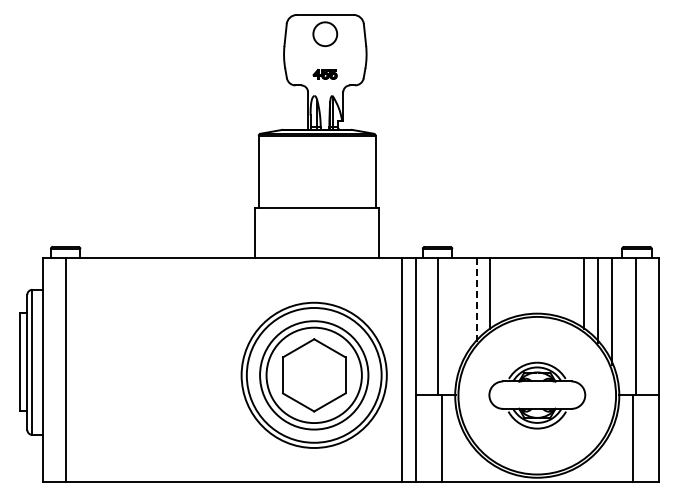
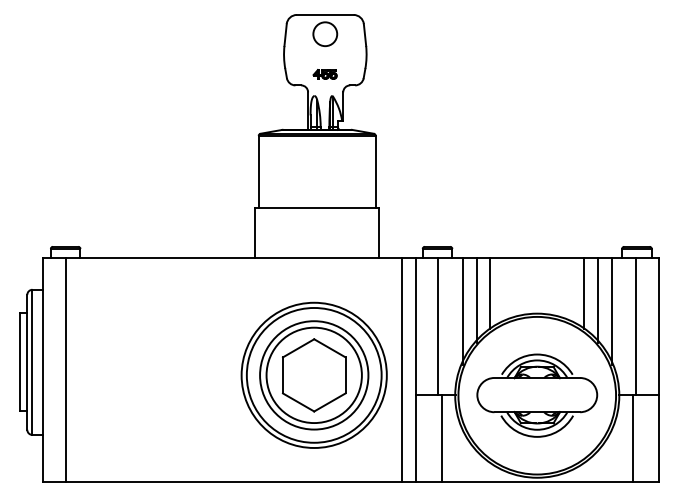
line: dashed -> solid (476, 301)
line: none -> present (462, 311)
part size: 99x69 px -> 123x85 px (537, 395)
